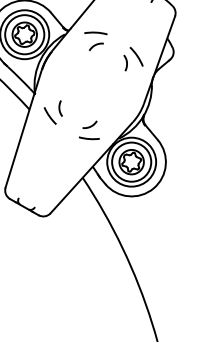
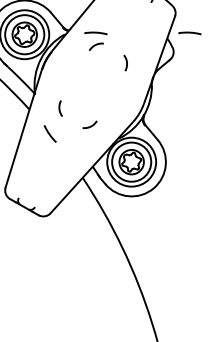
line: none -> present (189, 33)
arc: present -> none (136, 56)
line position: (49, 115) -> (49, 133) (49, 133)
arc: present -> none (89, 138)
